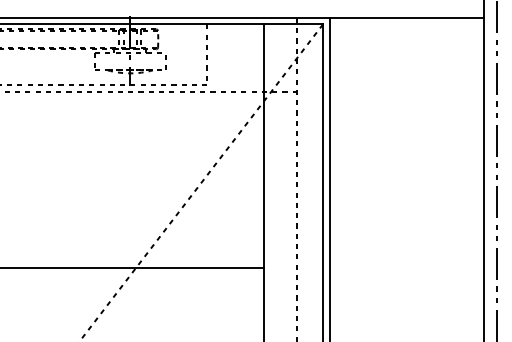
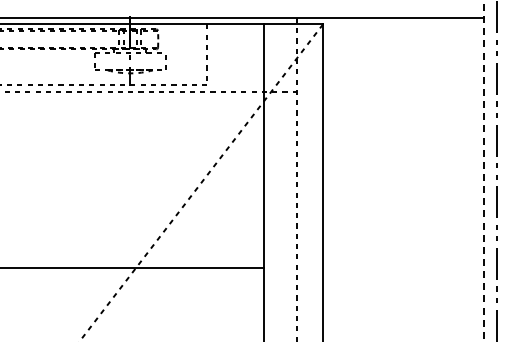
line: solid -> dashed (483, 170)
line: present -> none (329, 177)
